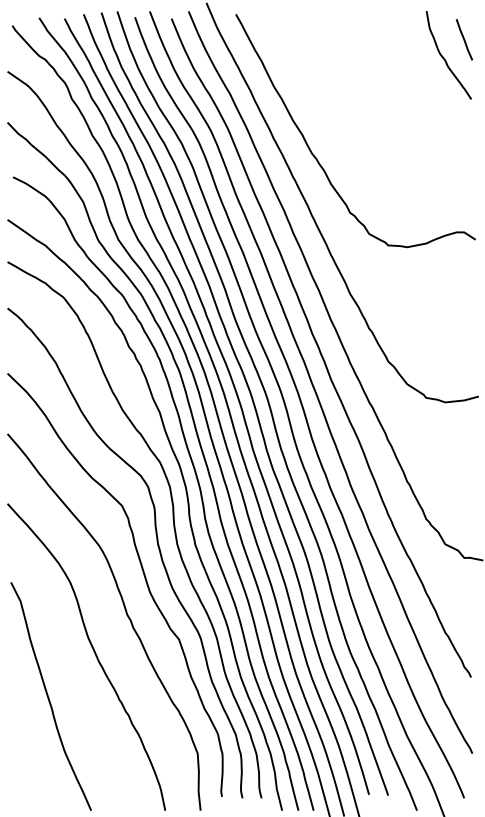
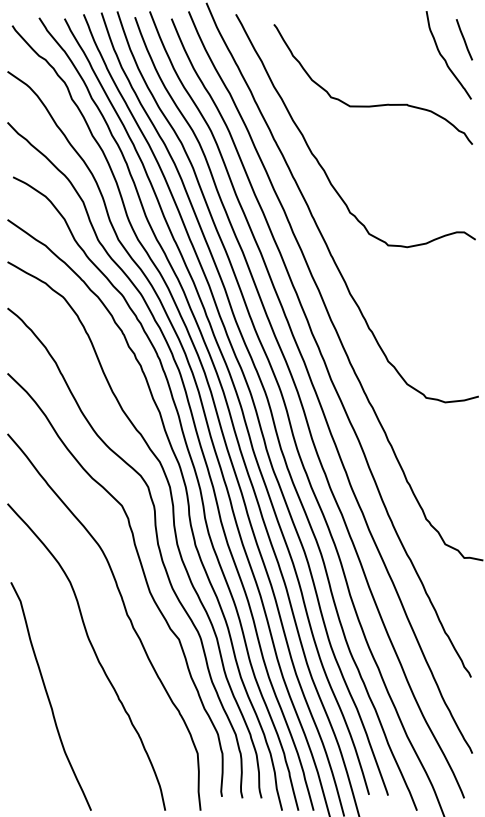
curve: none -> present (377, 104)
